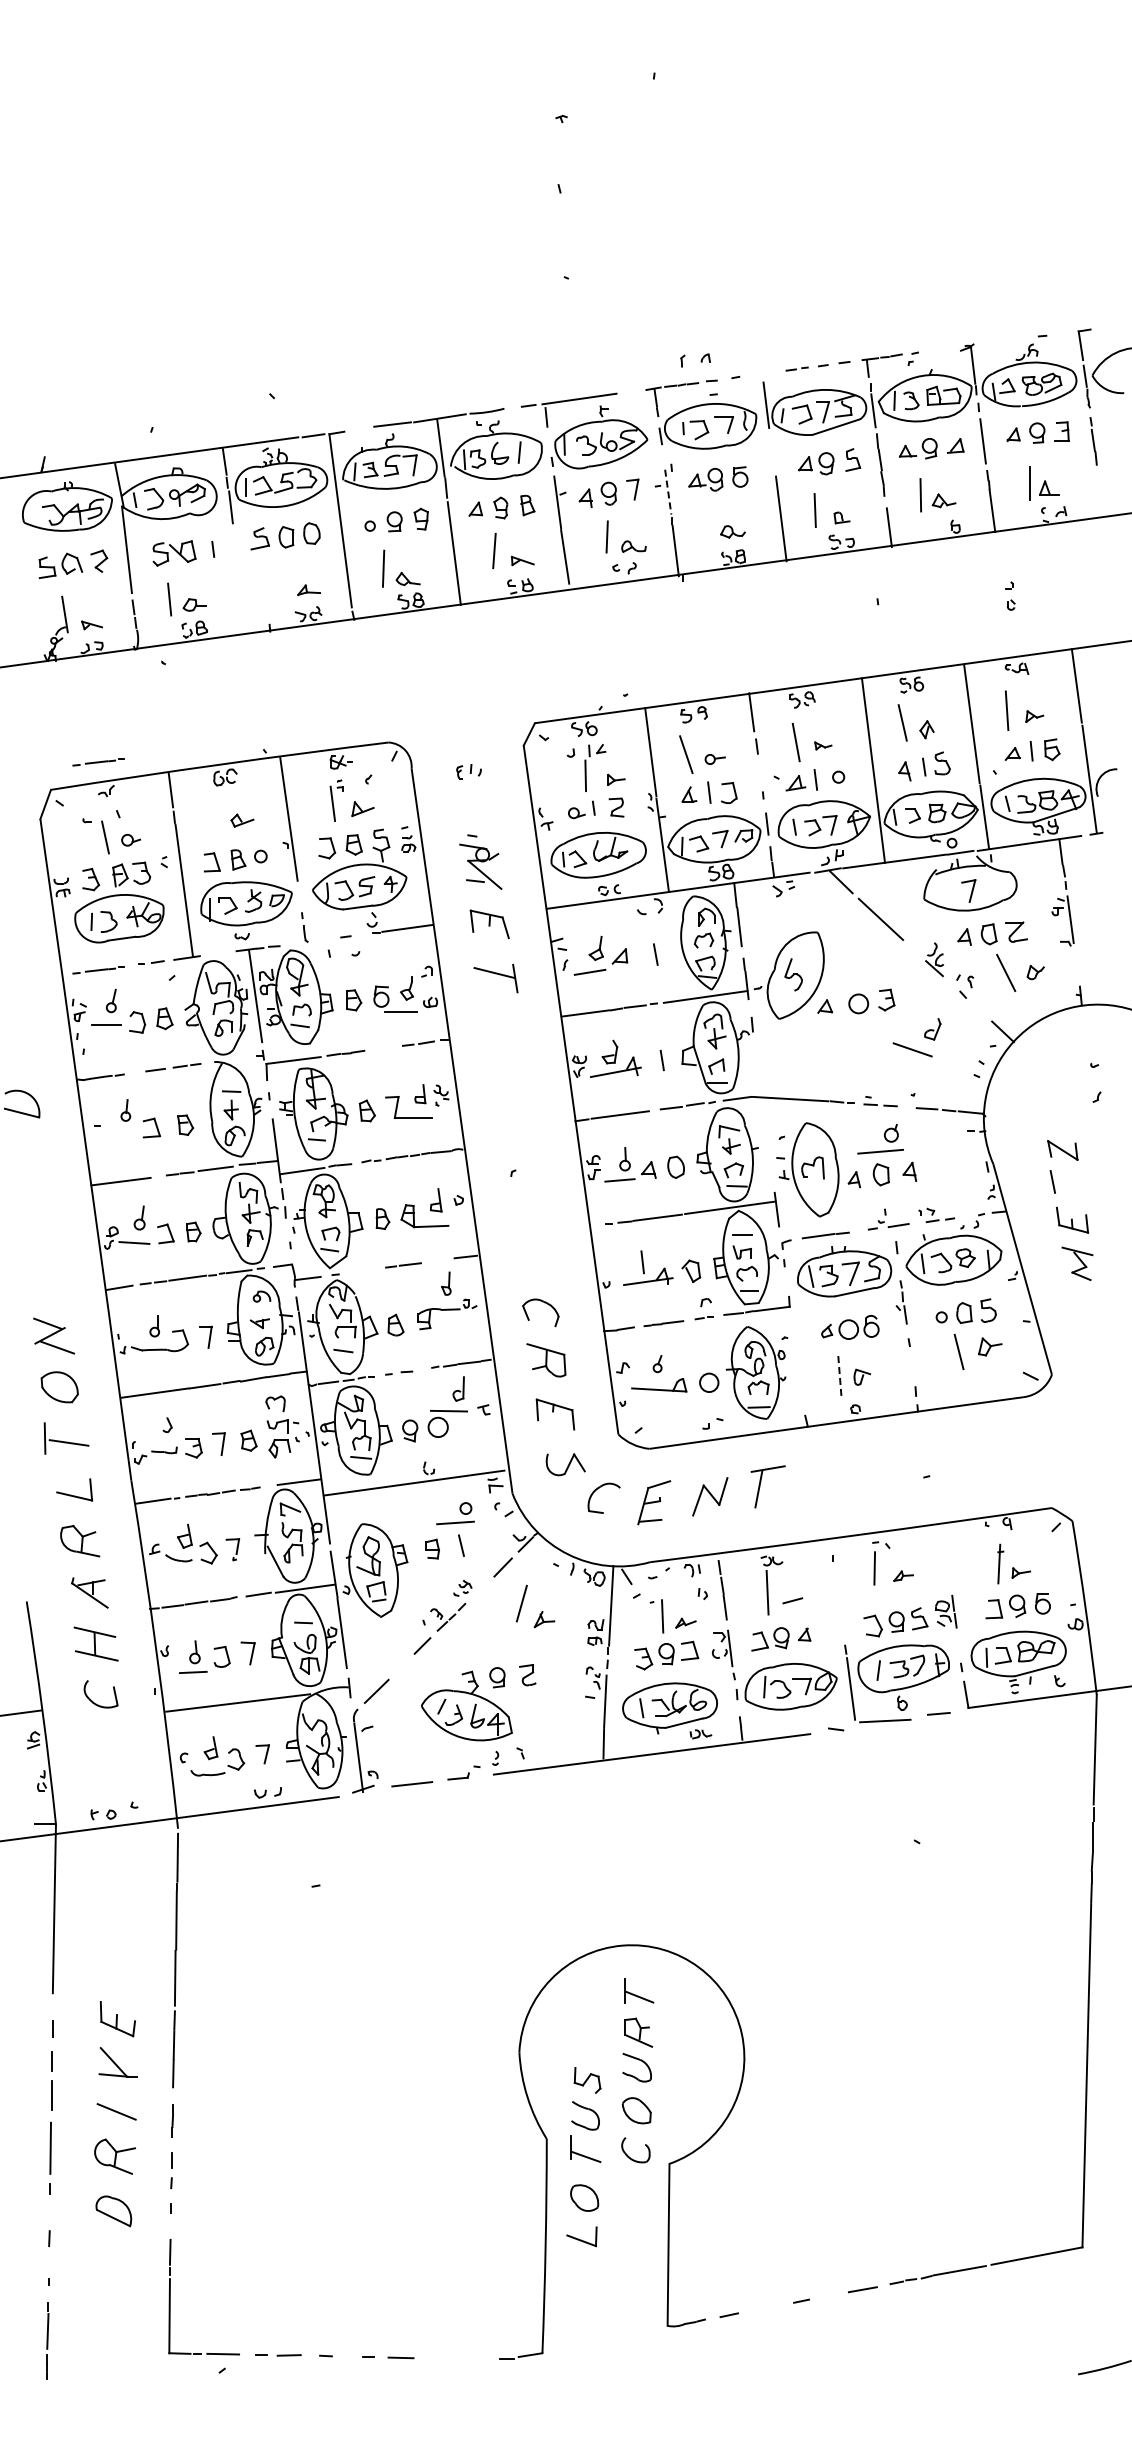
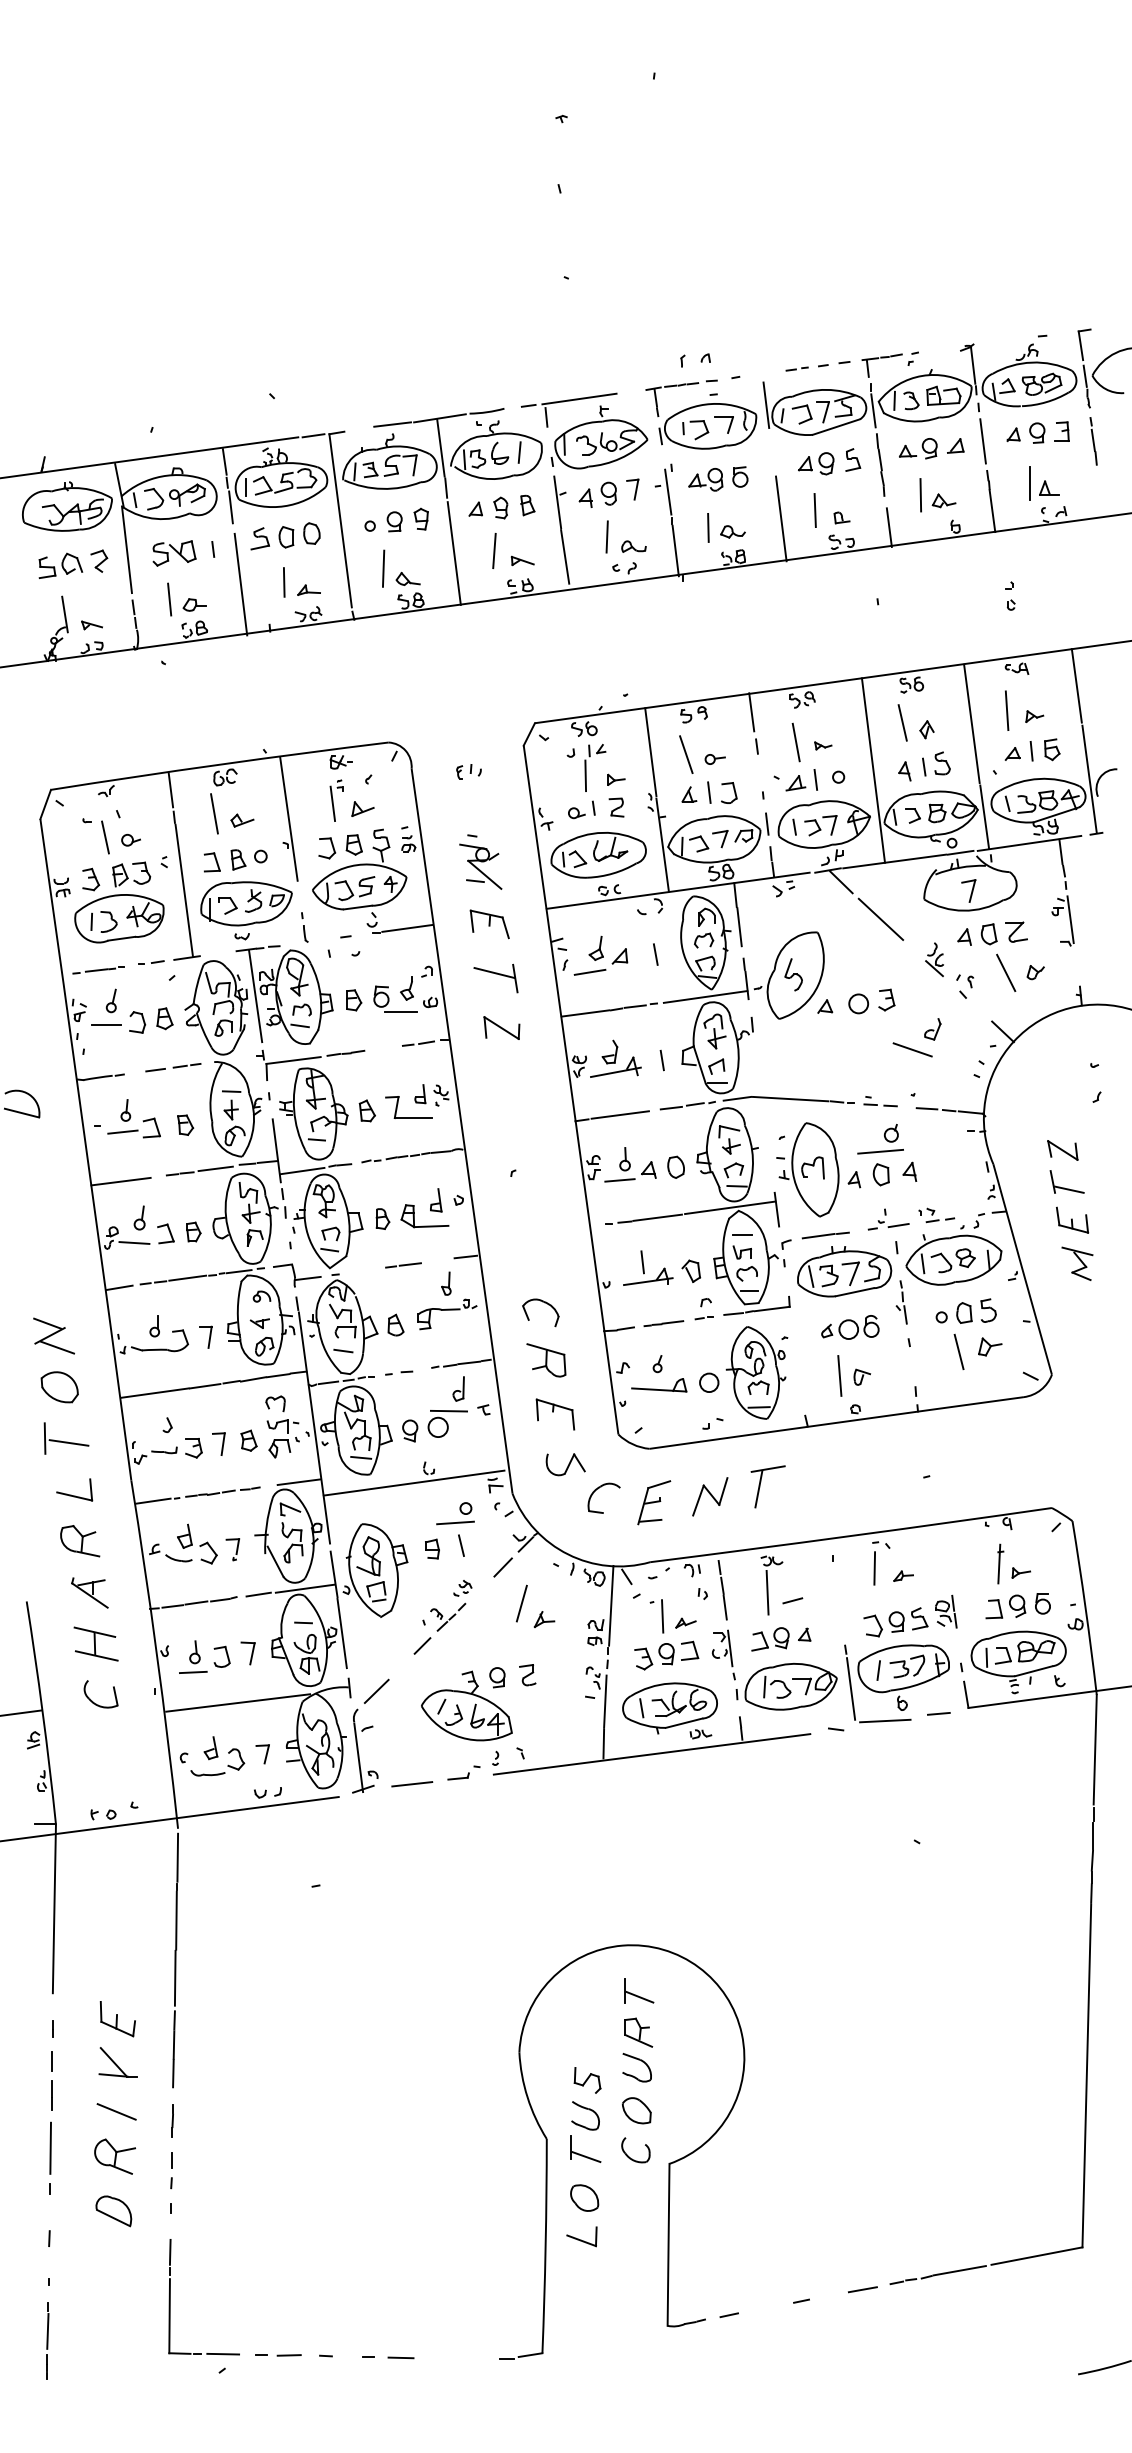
line: dashed -> solid (668, 492)
line: none -> present (708, 527)
line: none -> present (283, 582)
line: none -> present (240, 584)
part: present -> none (98, 762)
line: none -> present (214, 813)
part: none -> present (501, 1027)
line: none -> present (122, 1131)
line: none -> present (1069, 1189)
line: dashed -> solid (839, 1375)
